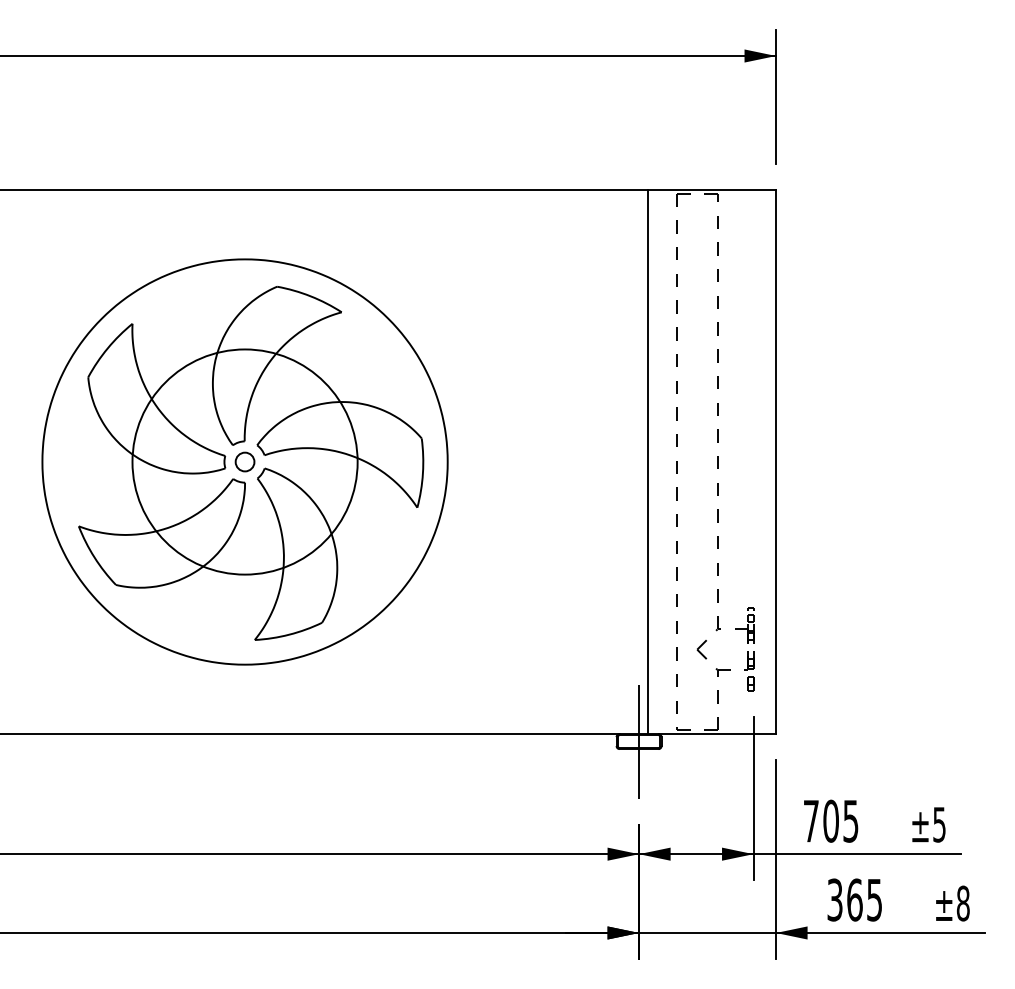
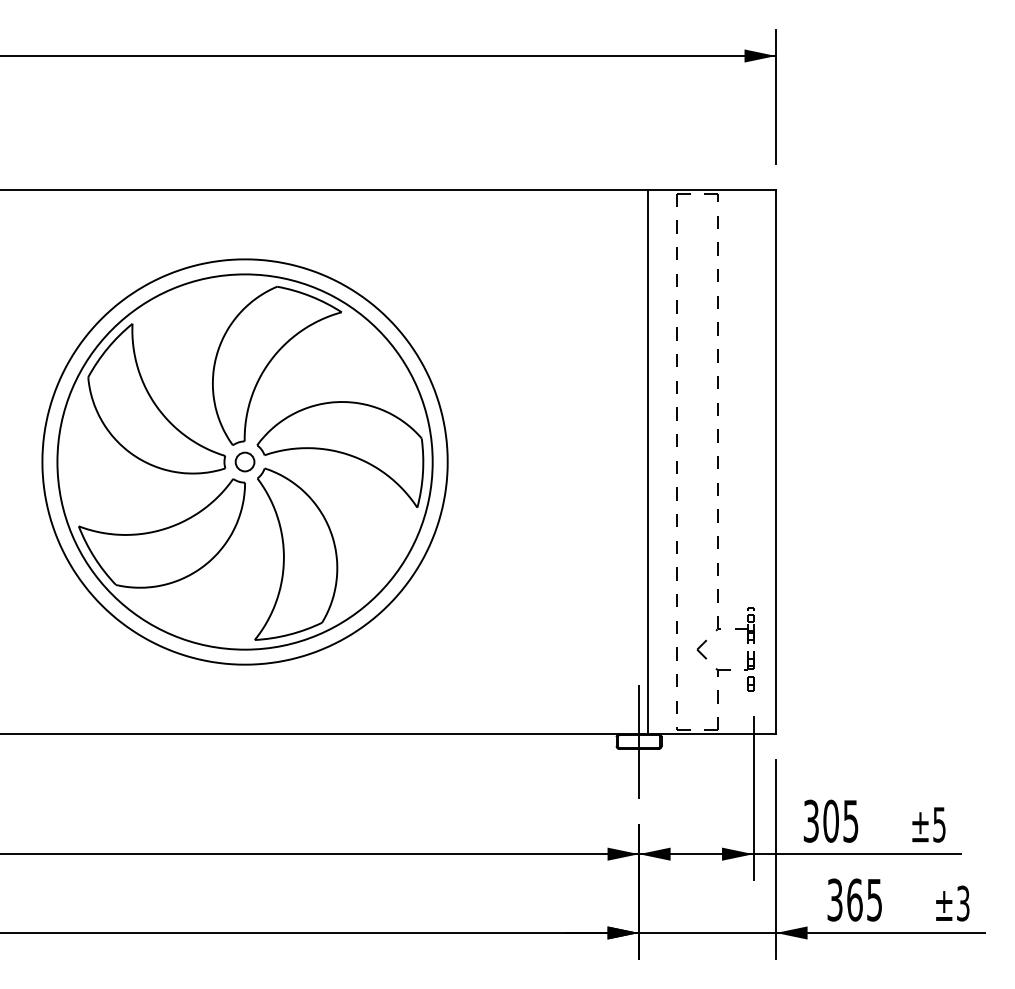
circle diameter: 225 px -> 375 px (244, 461)
text: 705 -> 305 (810, 820)
text: ±8 -> ±3 (962, 903)
